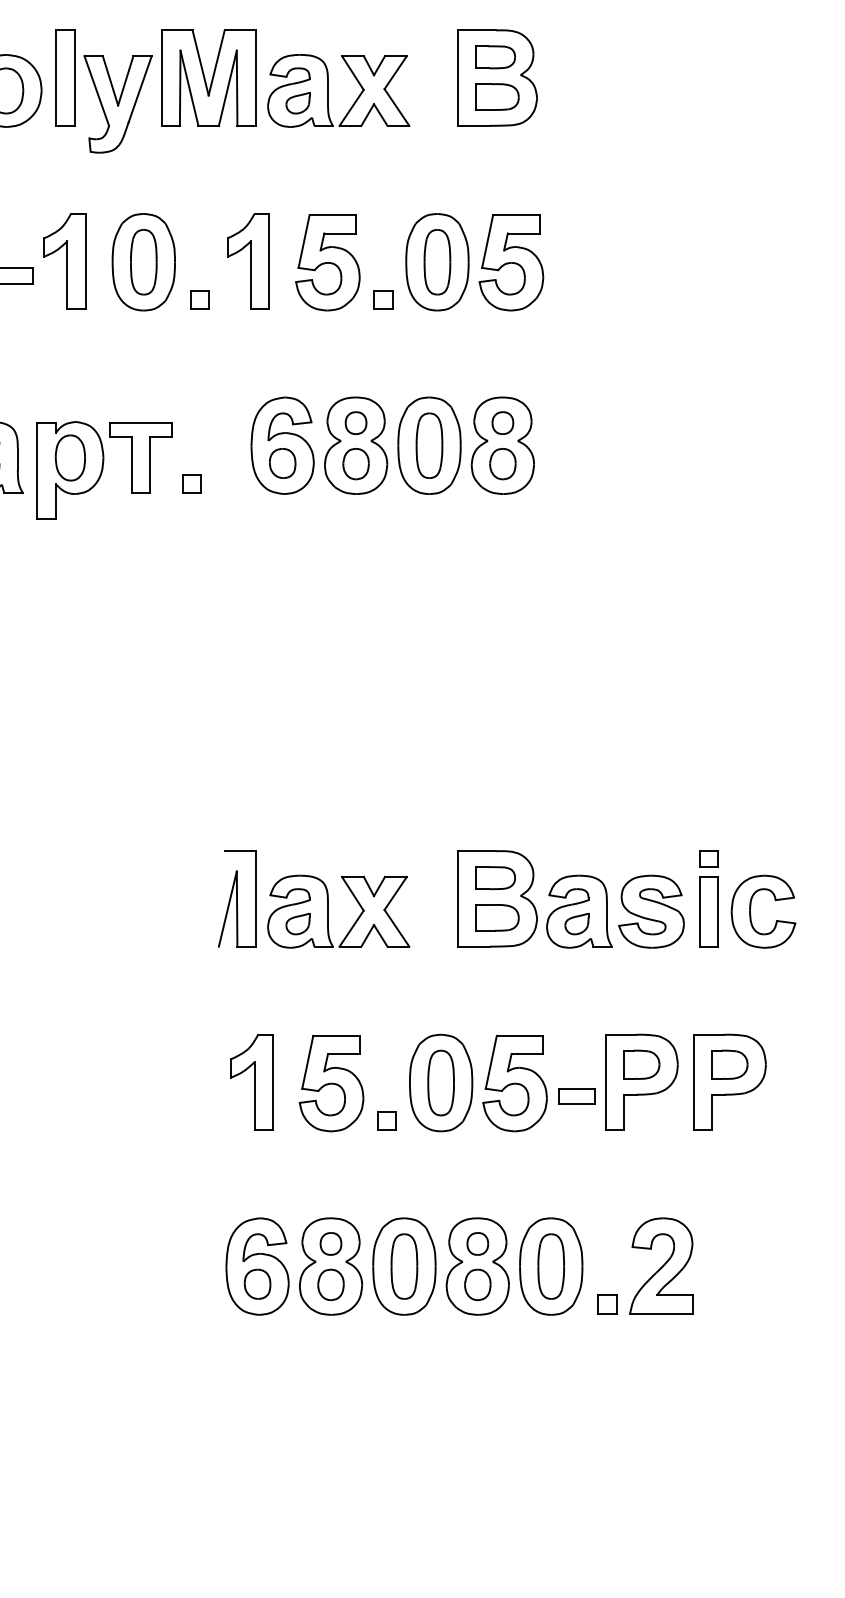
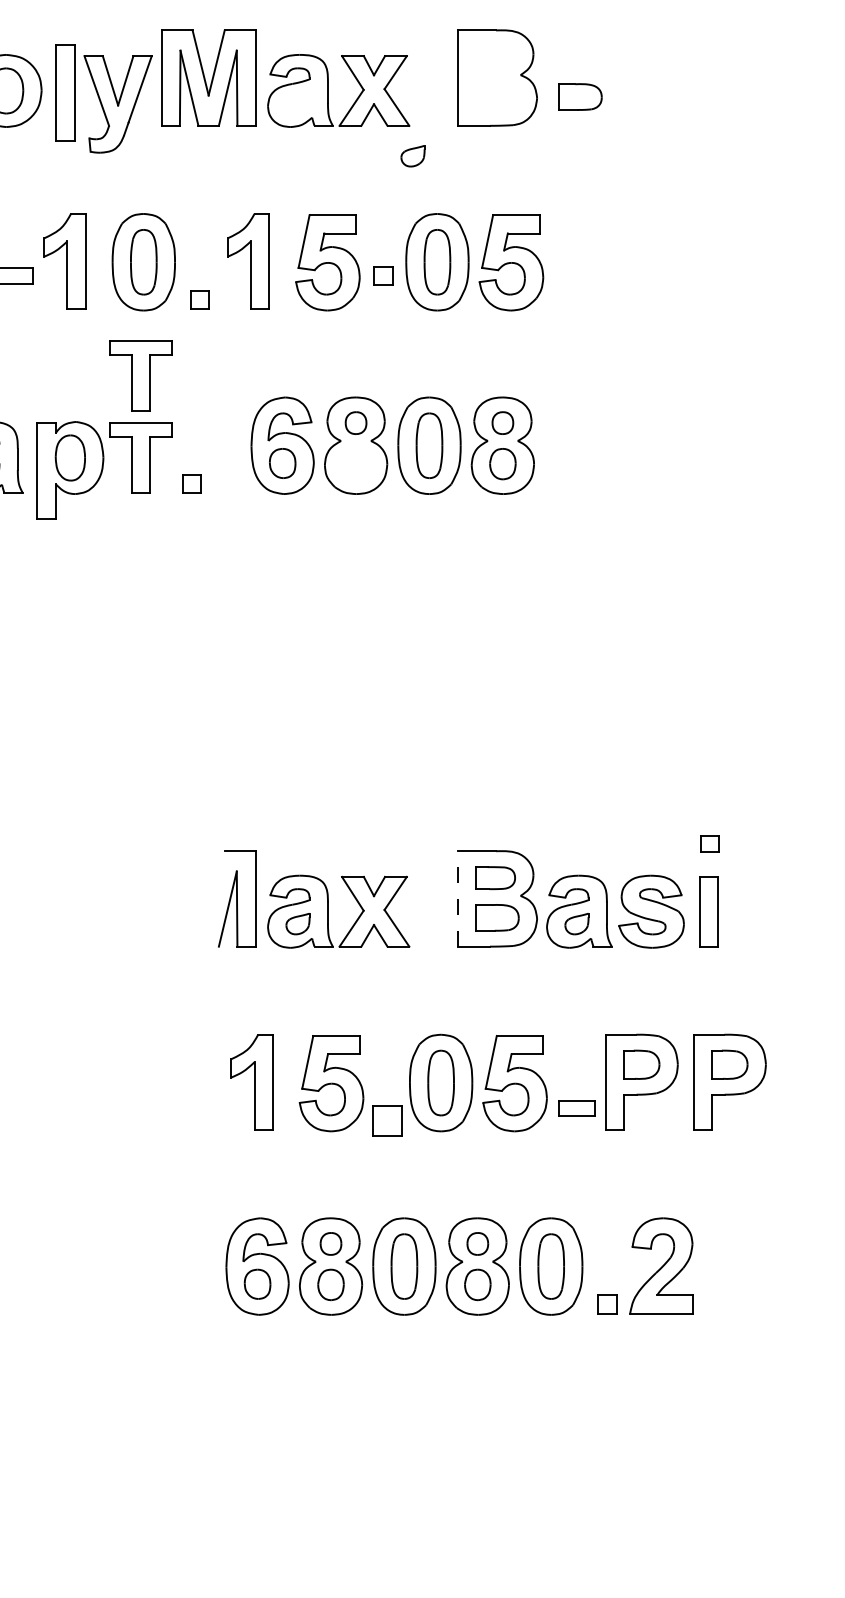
part: present -> none (495, 57)
part position: (65, 77) -> (65, 92) (65, 92)
part position: (497, 96) -> (580, 96) (580, 96)
part position: (297, 103) -> (412, 156) (412, 156)
part position: (383, 299) -> (383, 275) (383, 275)
part: none -> present (140, 375)
part: present -> none (355, 464)
part position: (708, 858) -> (709, 843) (709, 843)
line: solid -> dashed (457, 898)
part: present -> none (751, 915)
part position: (576, 1096) -> (576, 1108) (576, 1108)
part size: 20x20 px -> 31x32 px (387, 1120)
